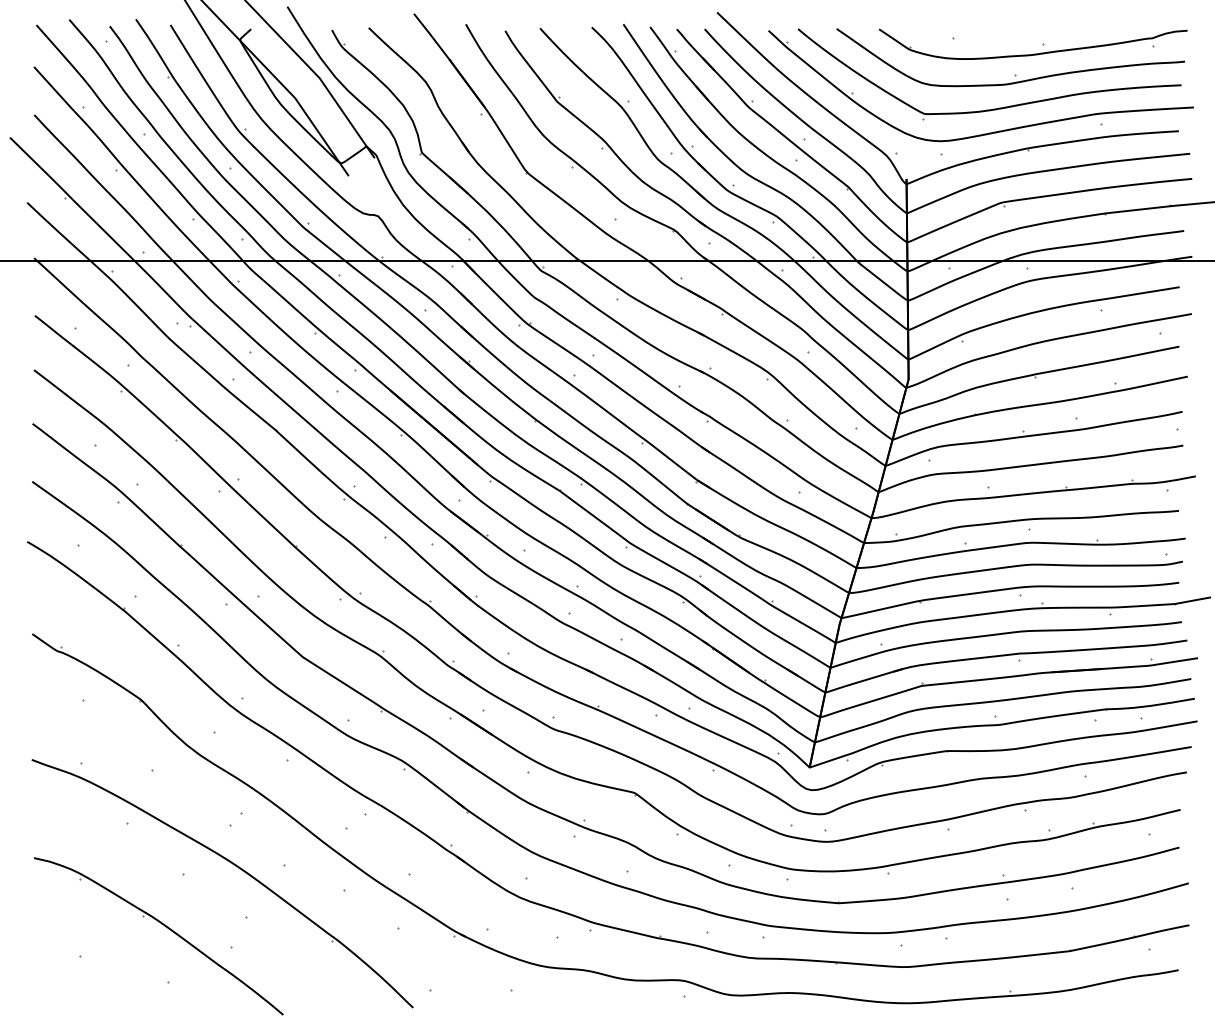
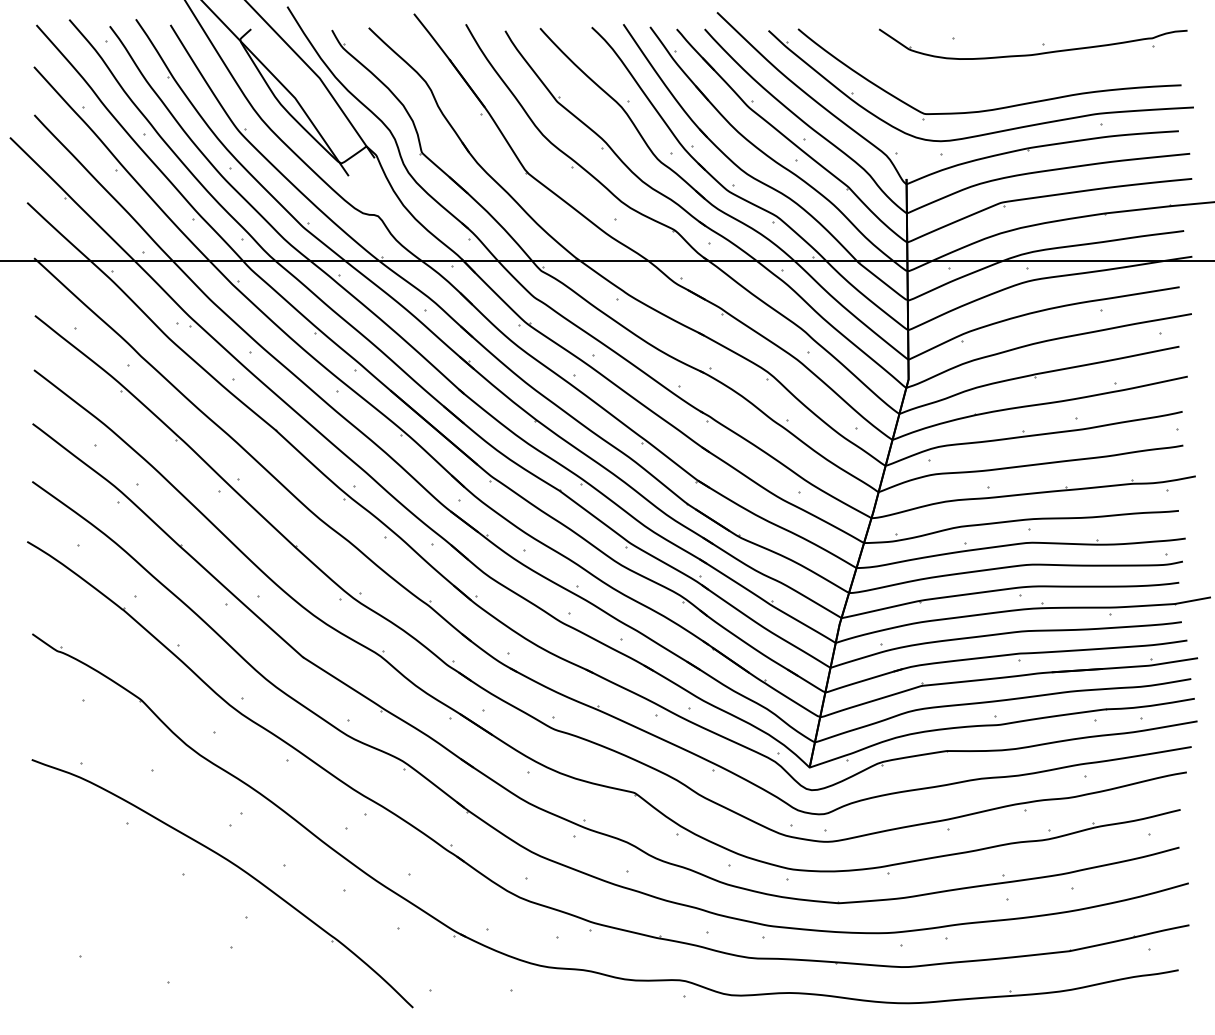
part: present -> none (1015, 74)
part: present -> none (165, 927)
